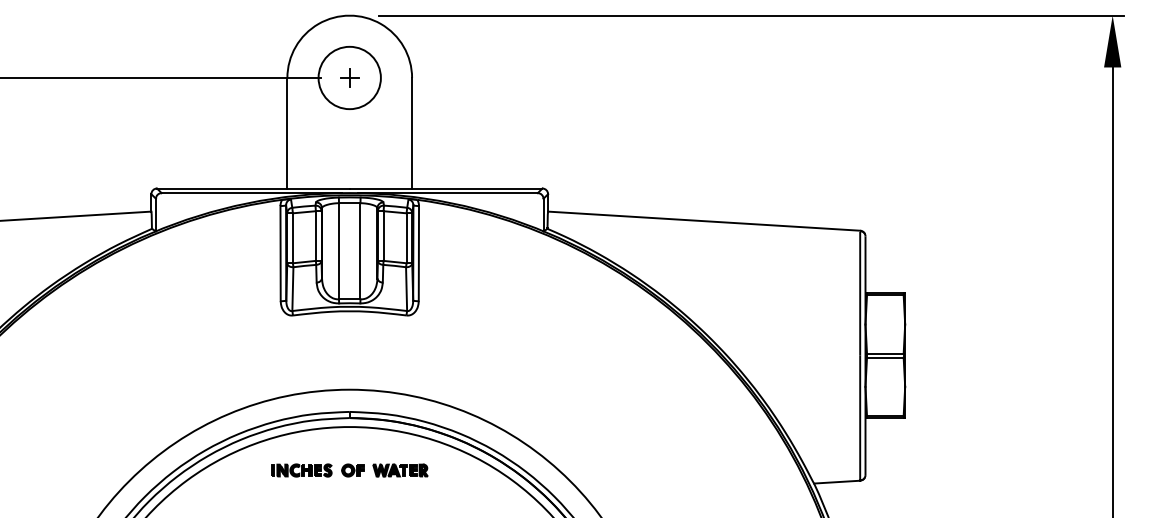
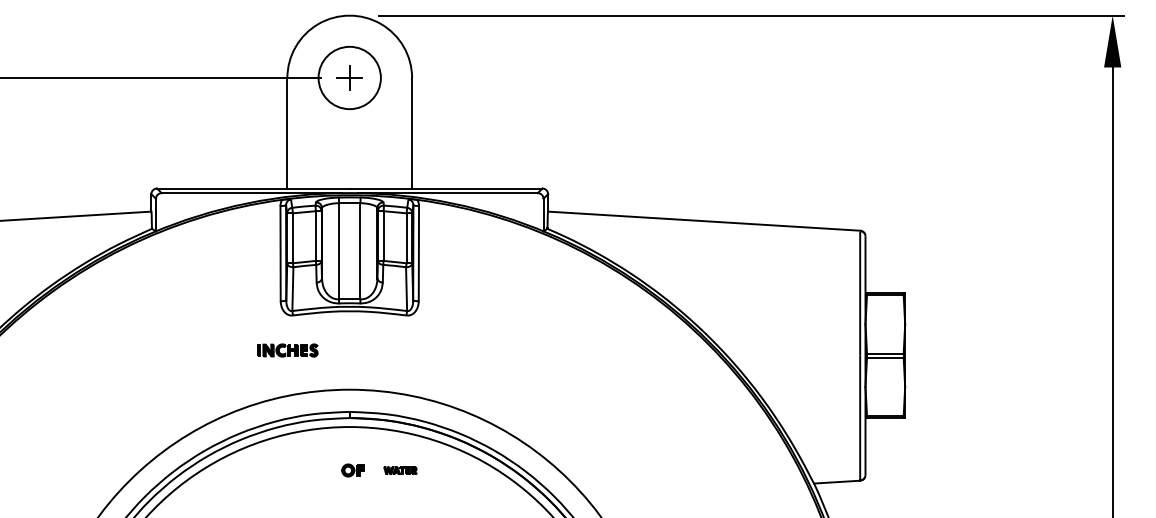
part size: 20x20 px -> 27x26 px (349, 77)
part position: (301, 470) -> (287, 350) (287, 350)
part size: 57x15 px -> 35x9 px (400, 470)
